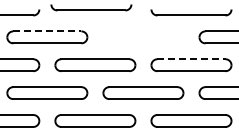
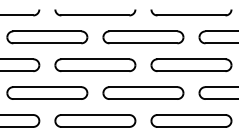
part position: (91, 7) -> (95, 12) (95, 12)
line: dashed -> solid (47, 31)
part: none -> present (143, 37)
line: dashed -> solid (191, 59)
